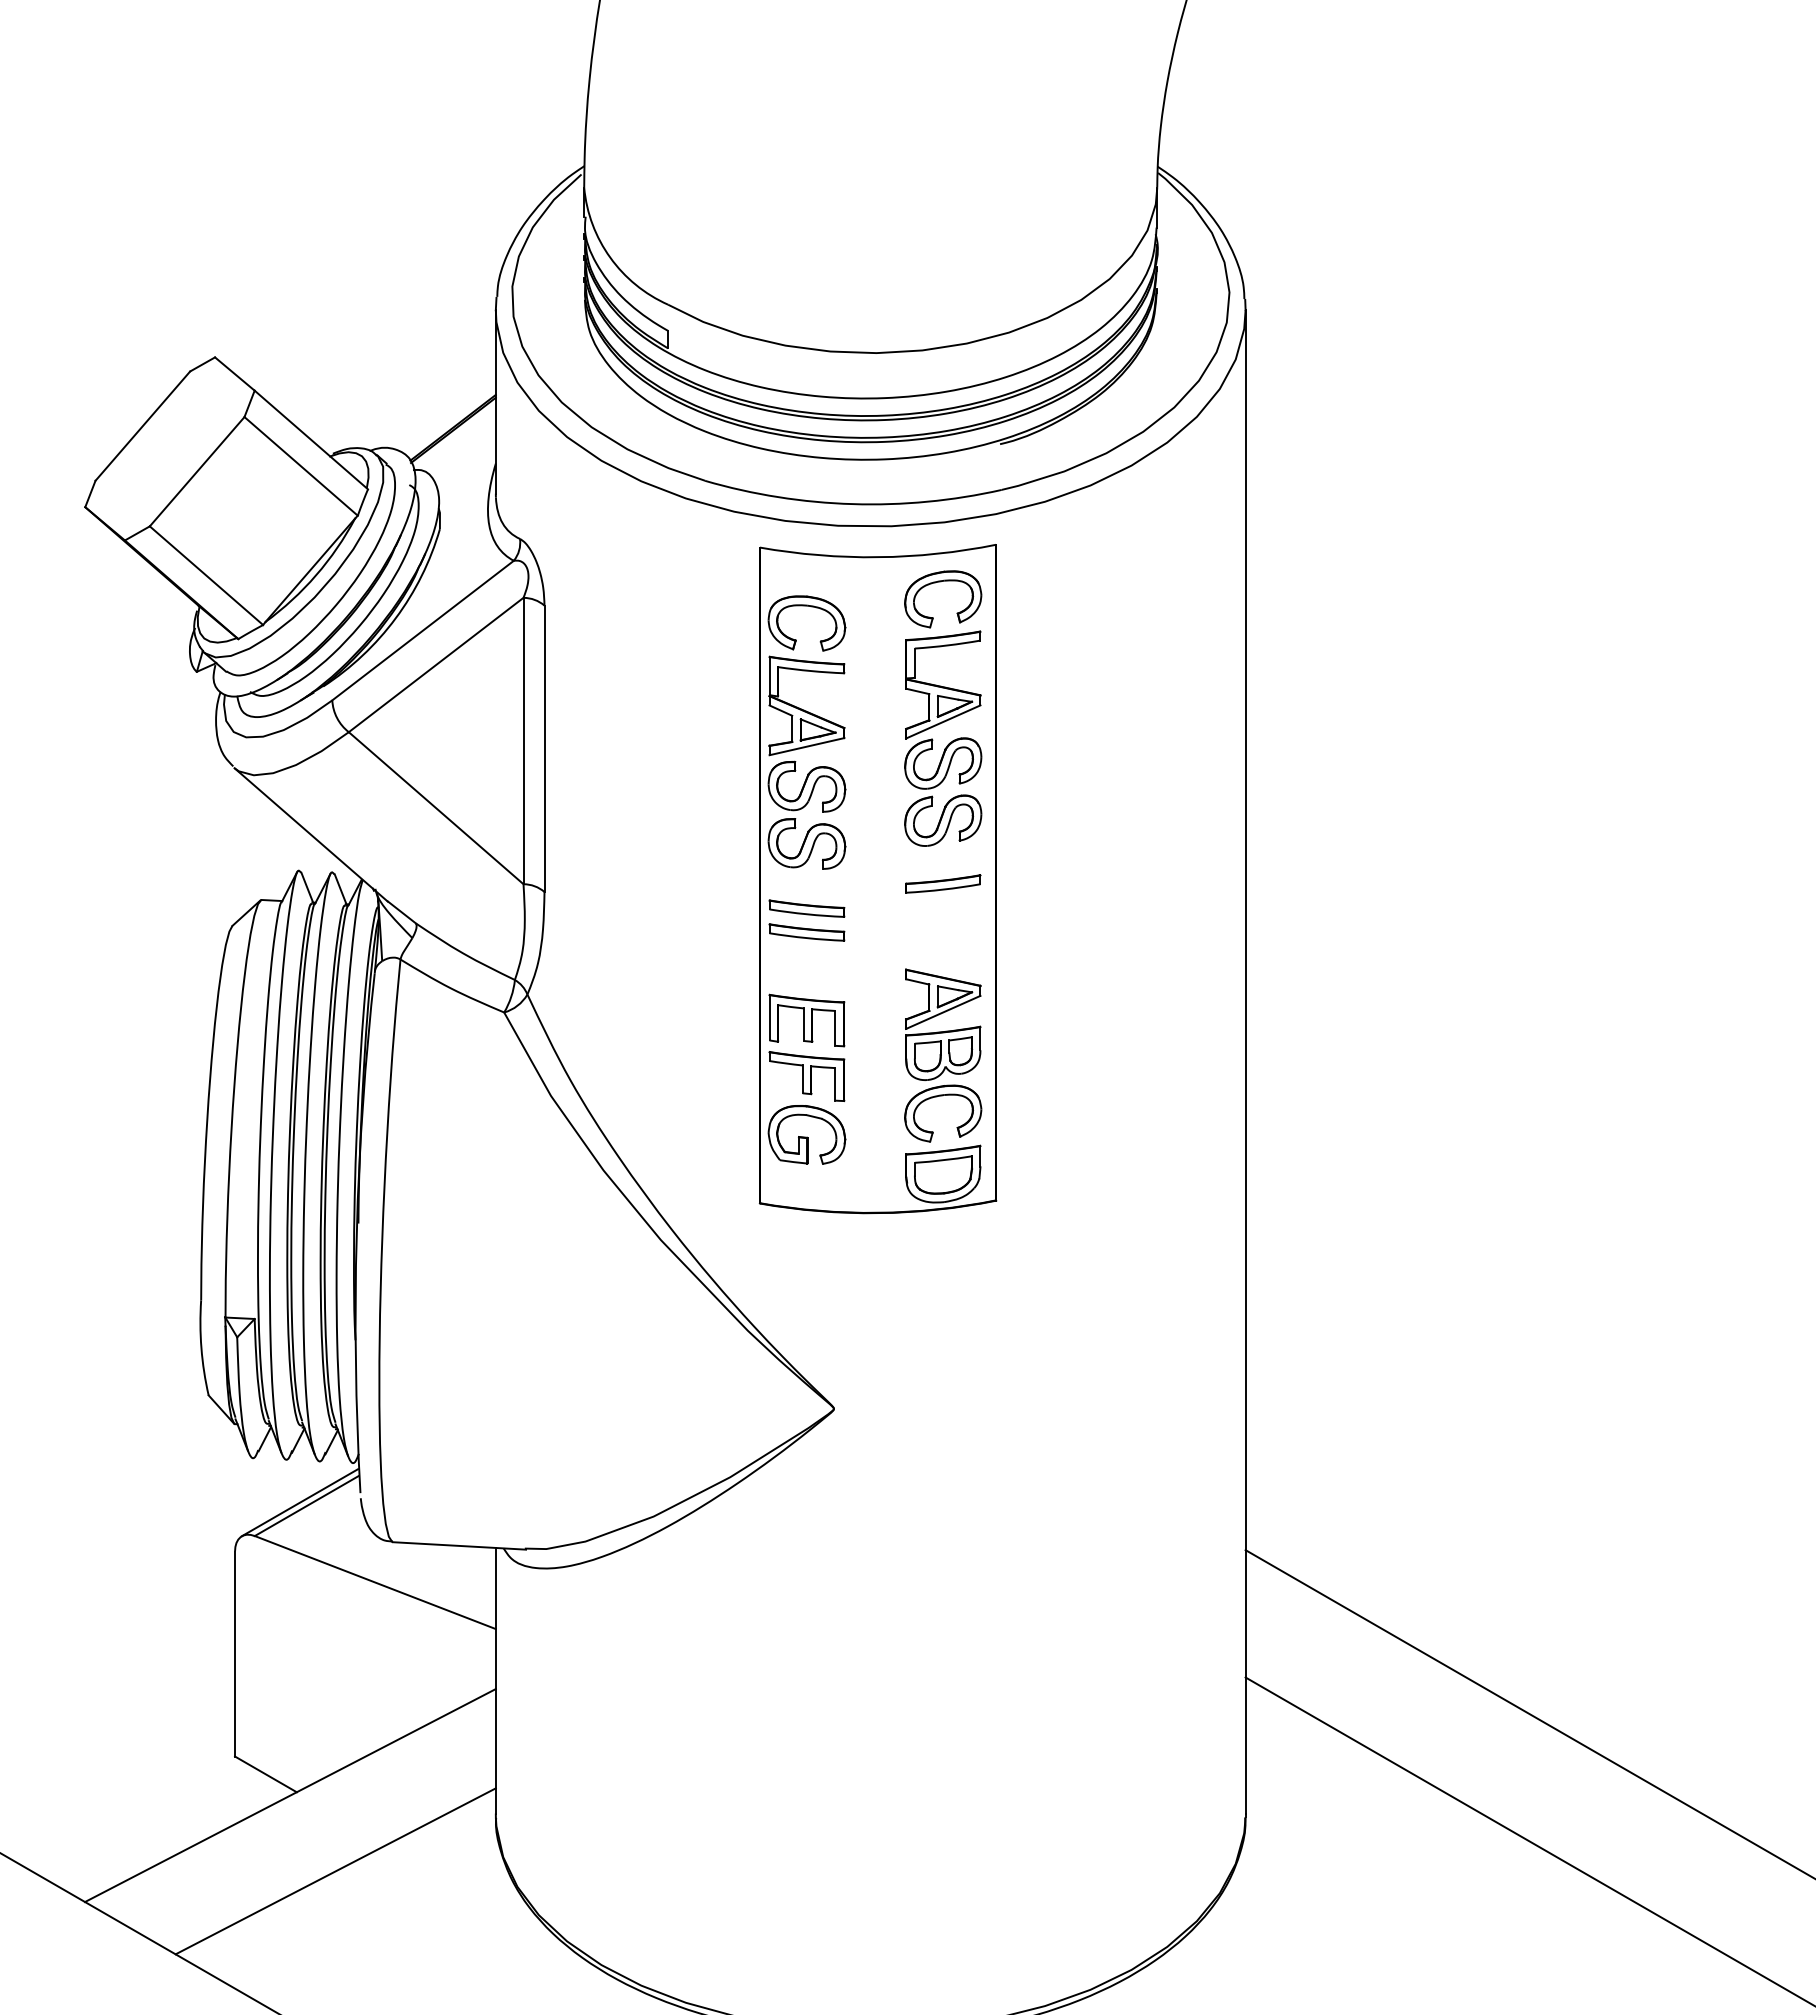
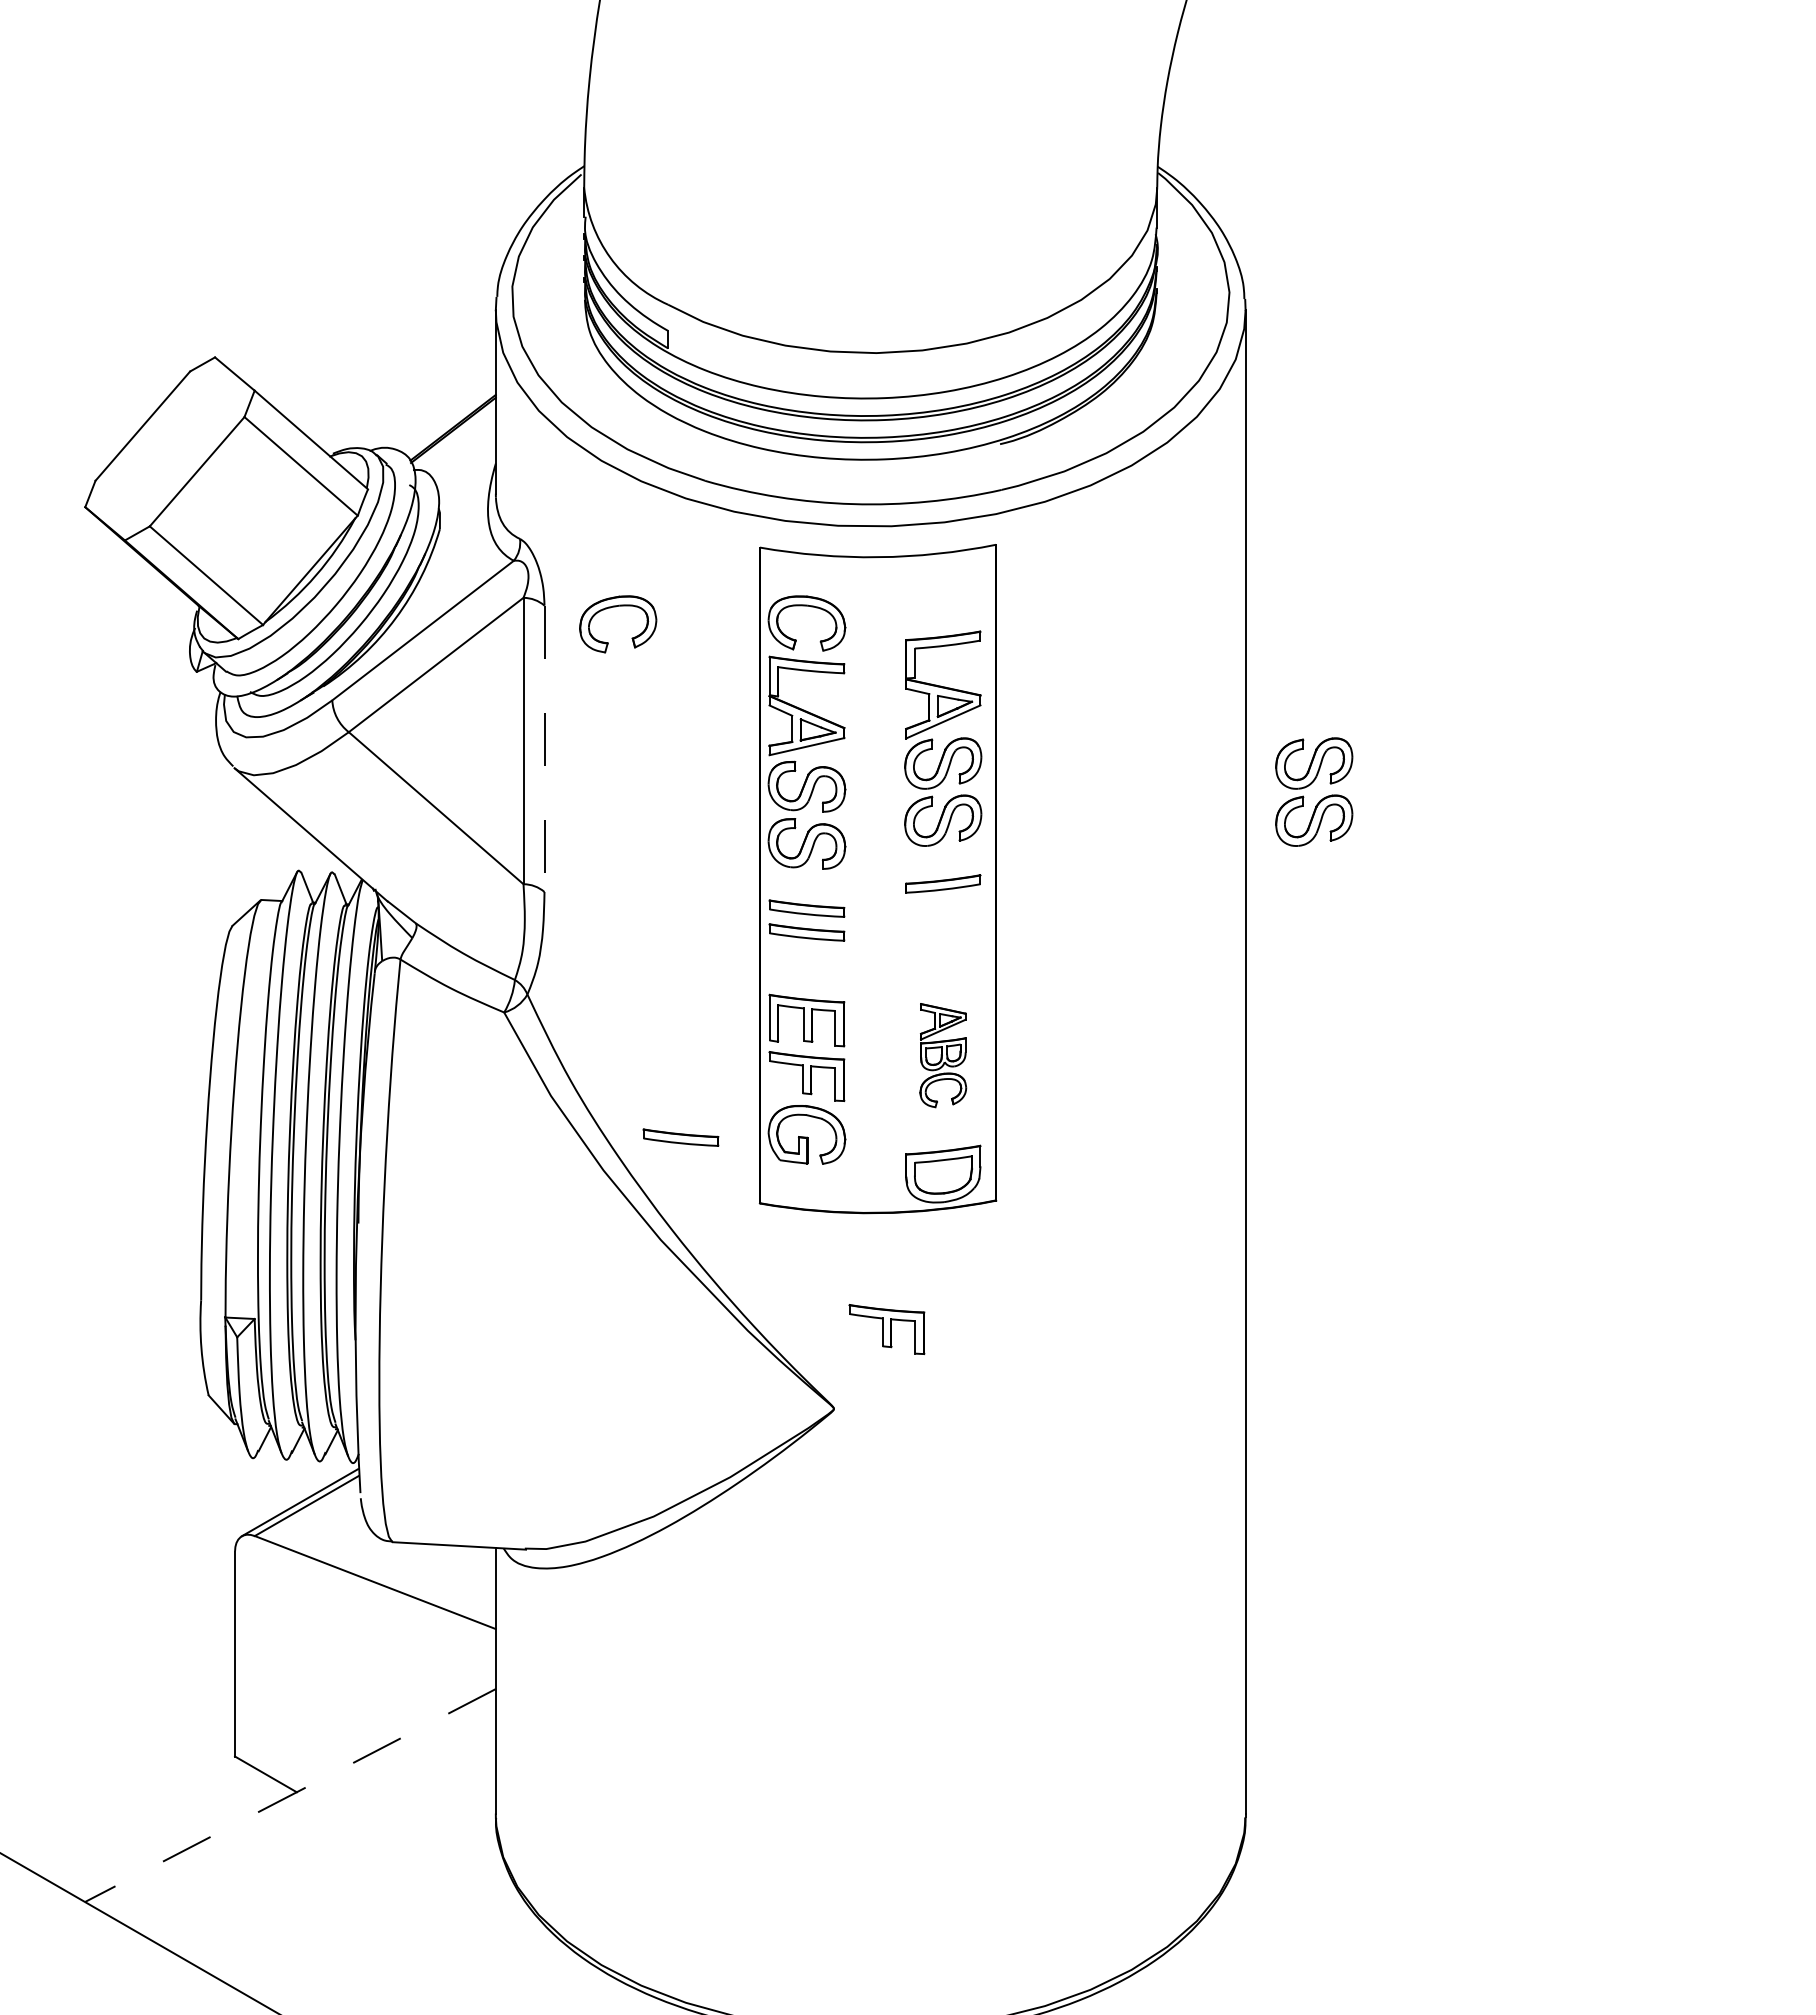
part position: (940, 582) -> (615, 607) (615, 607)
line: solid -> dashed (544, 749)
part: none -> present (1310, 785)
part size: 79x175 px -> 49x106 px (943, 1055)
part: none -> present (680, 1137)
part: none -> present (886, 1329)
line: present -> none (1528, 1713)
line: solid -> dashed (289, 1795)
line: present -> none (1528, 1840)
line: present -> none (335, 1871)
